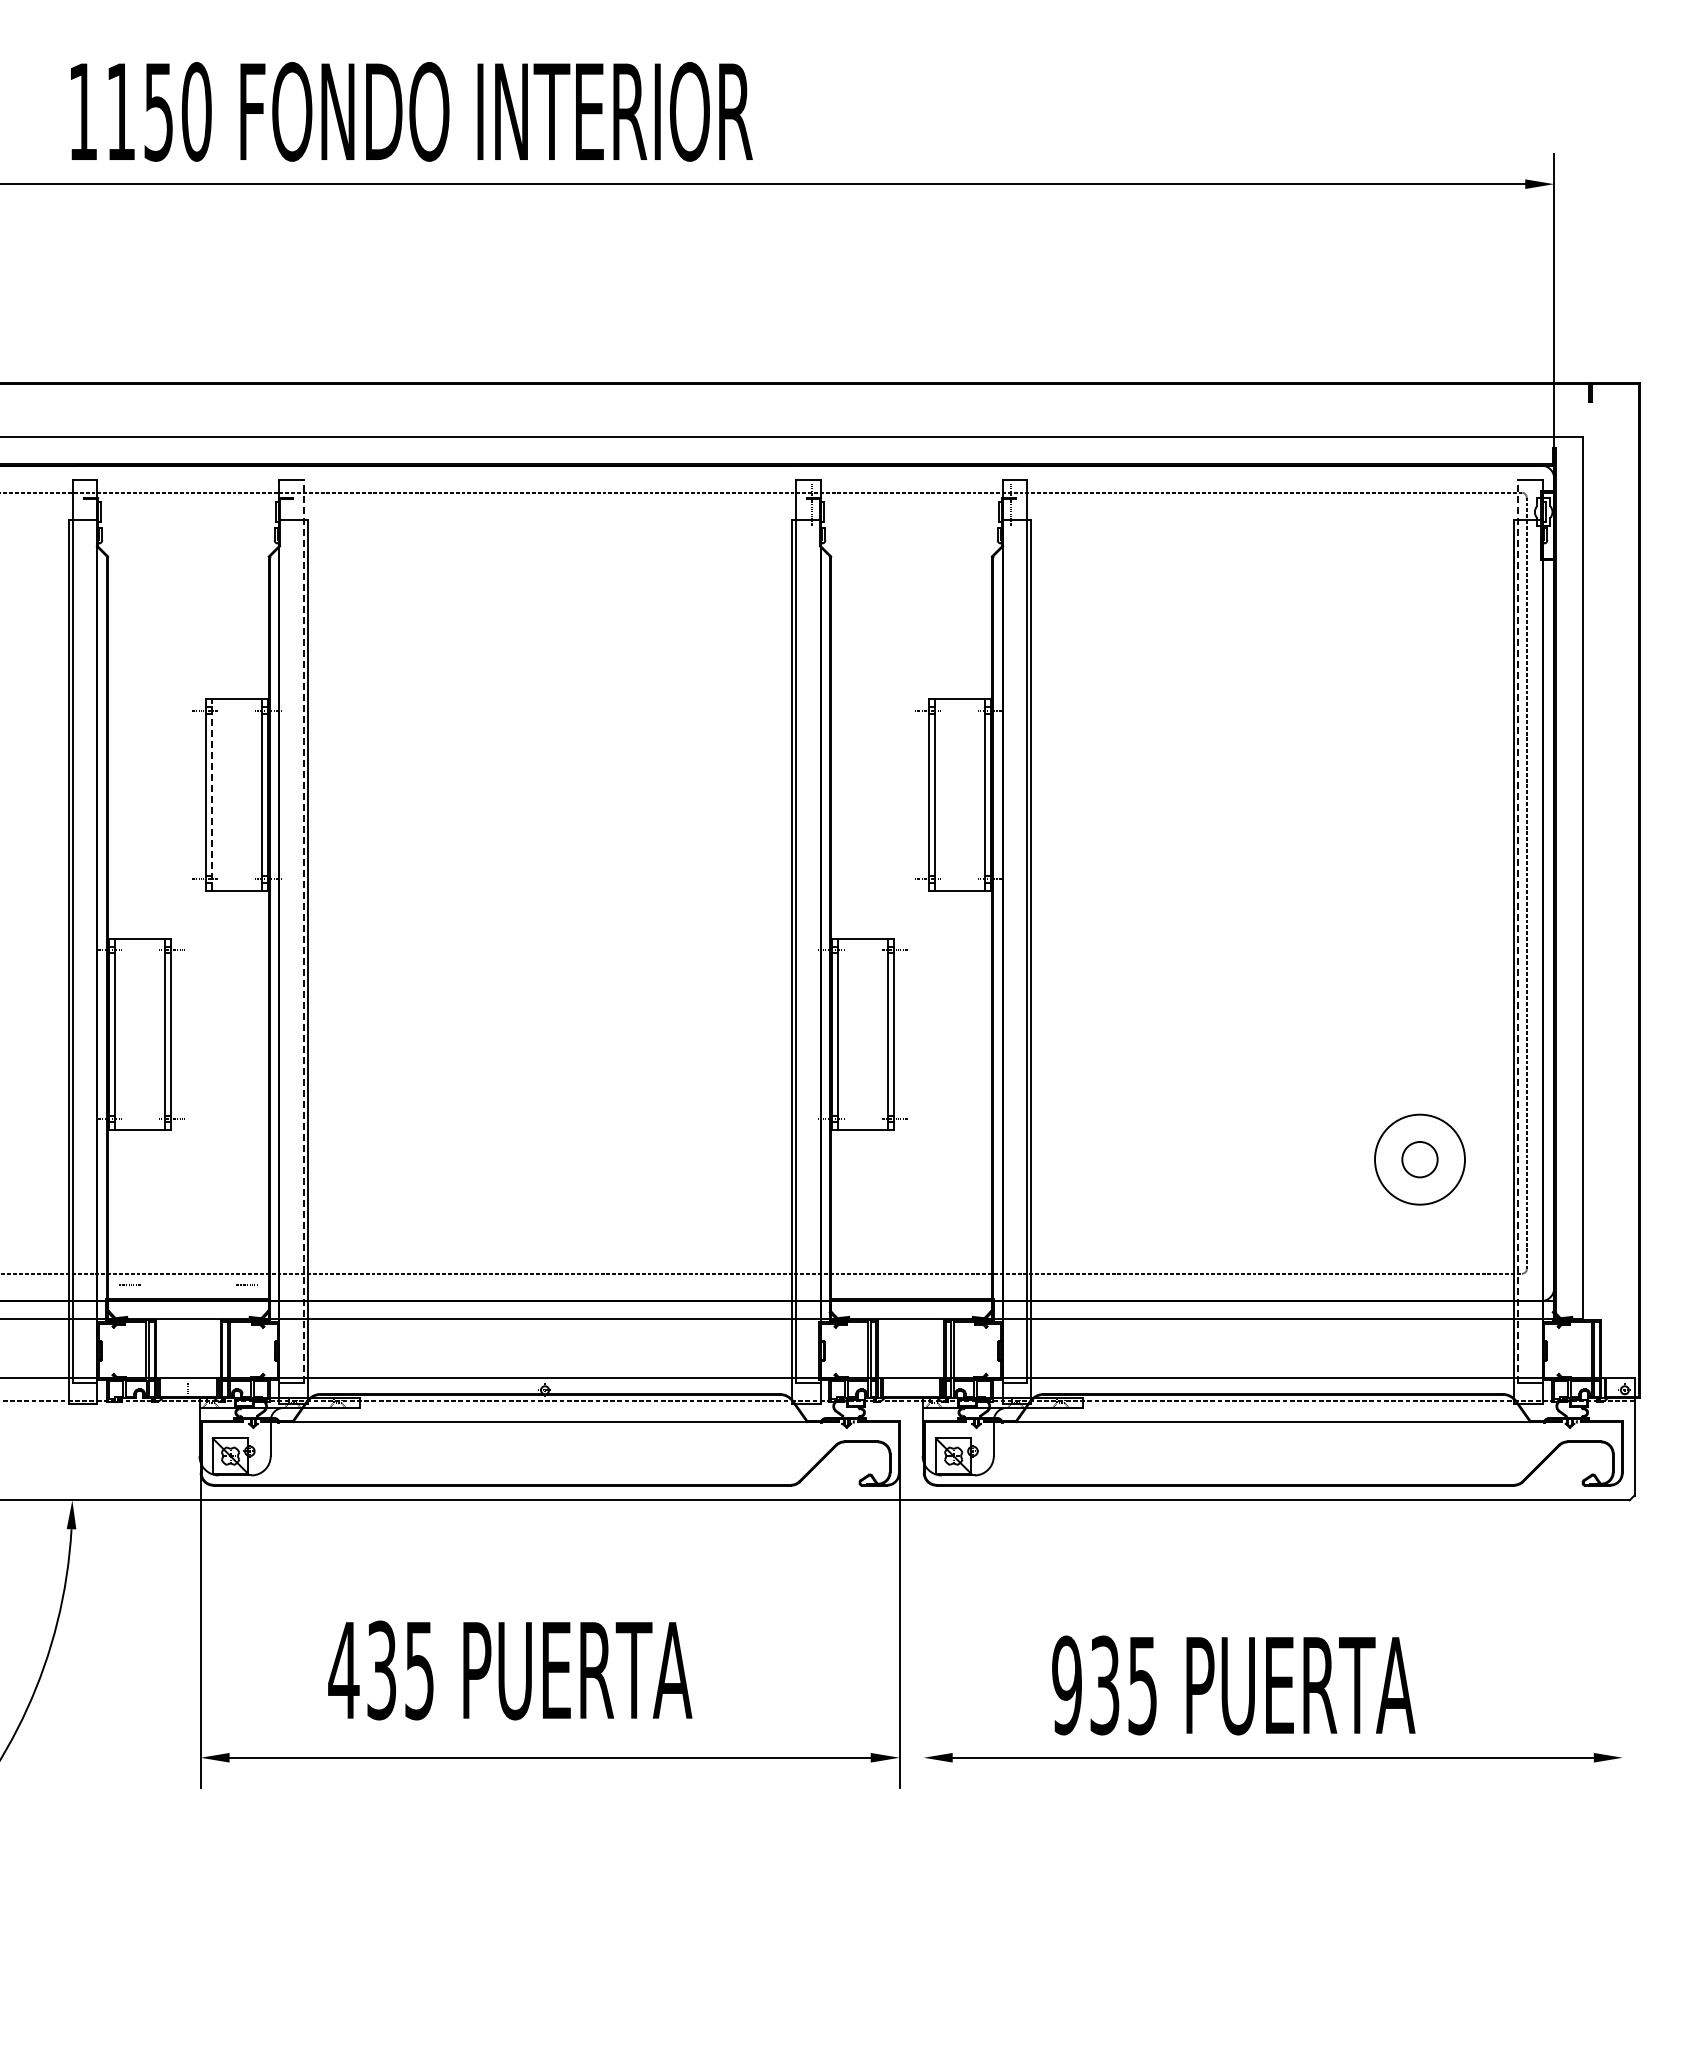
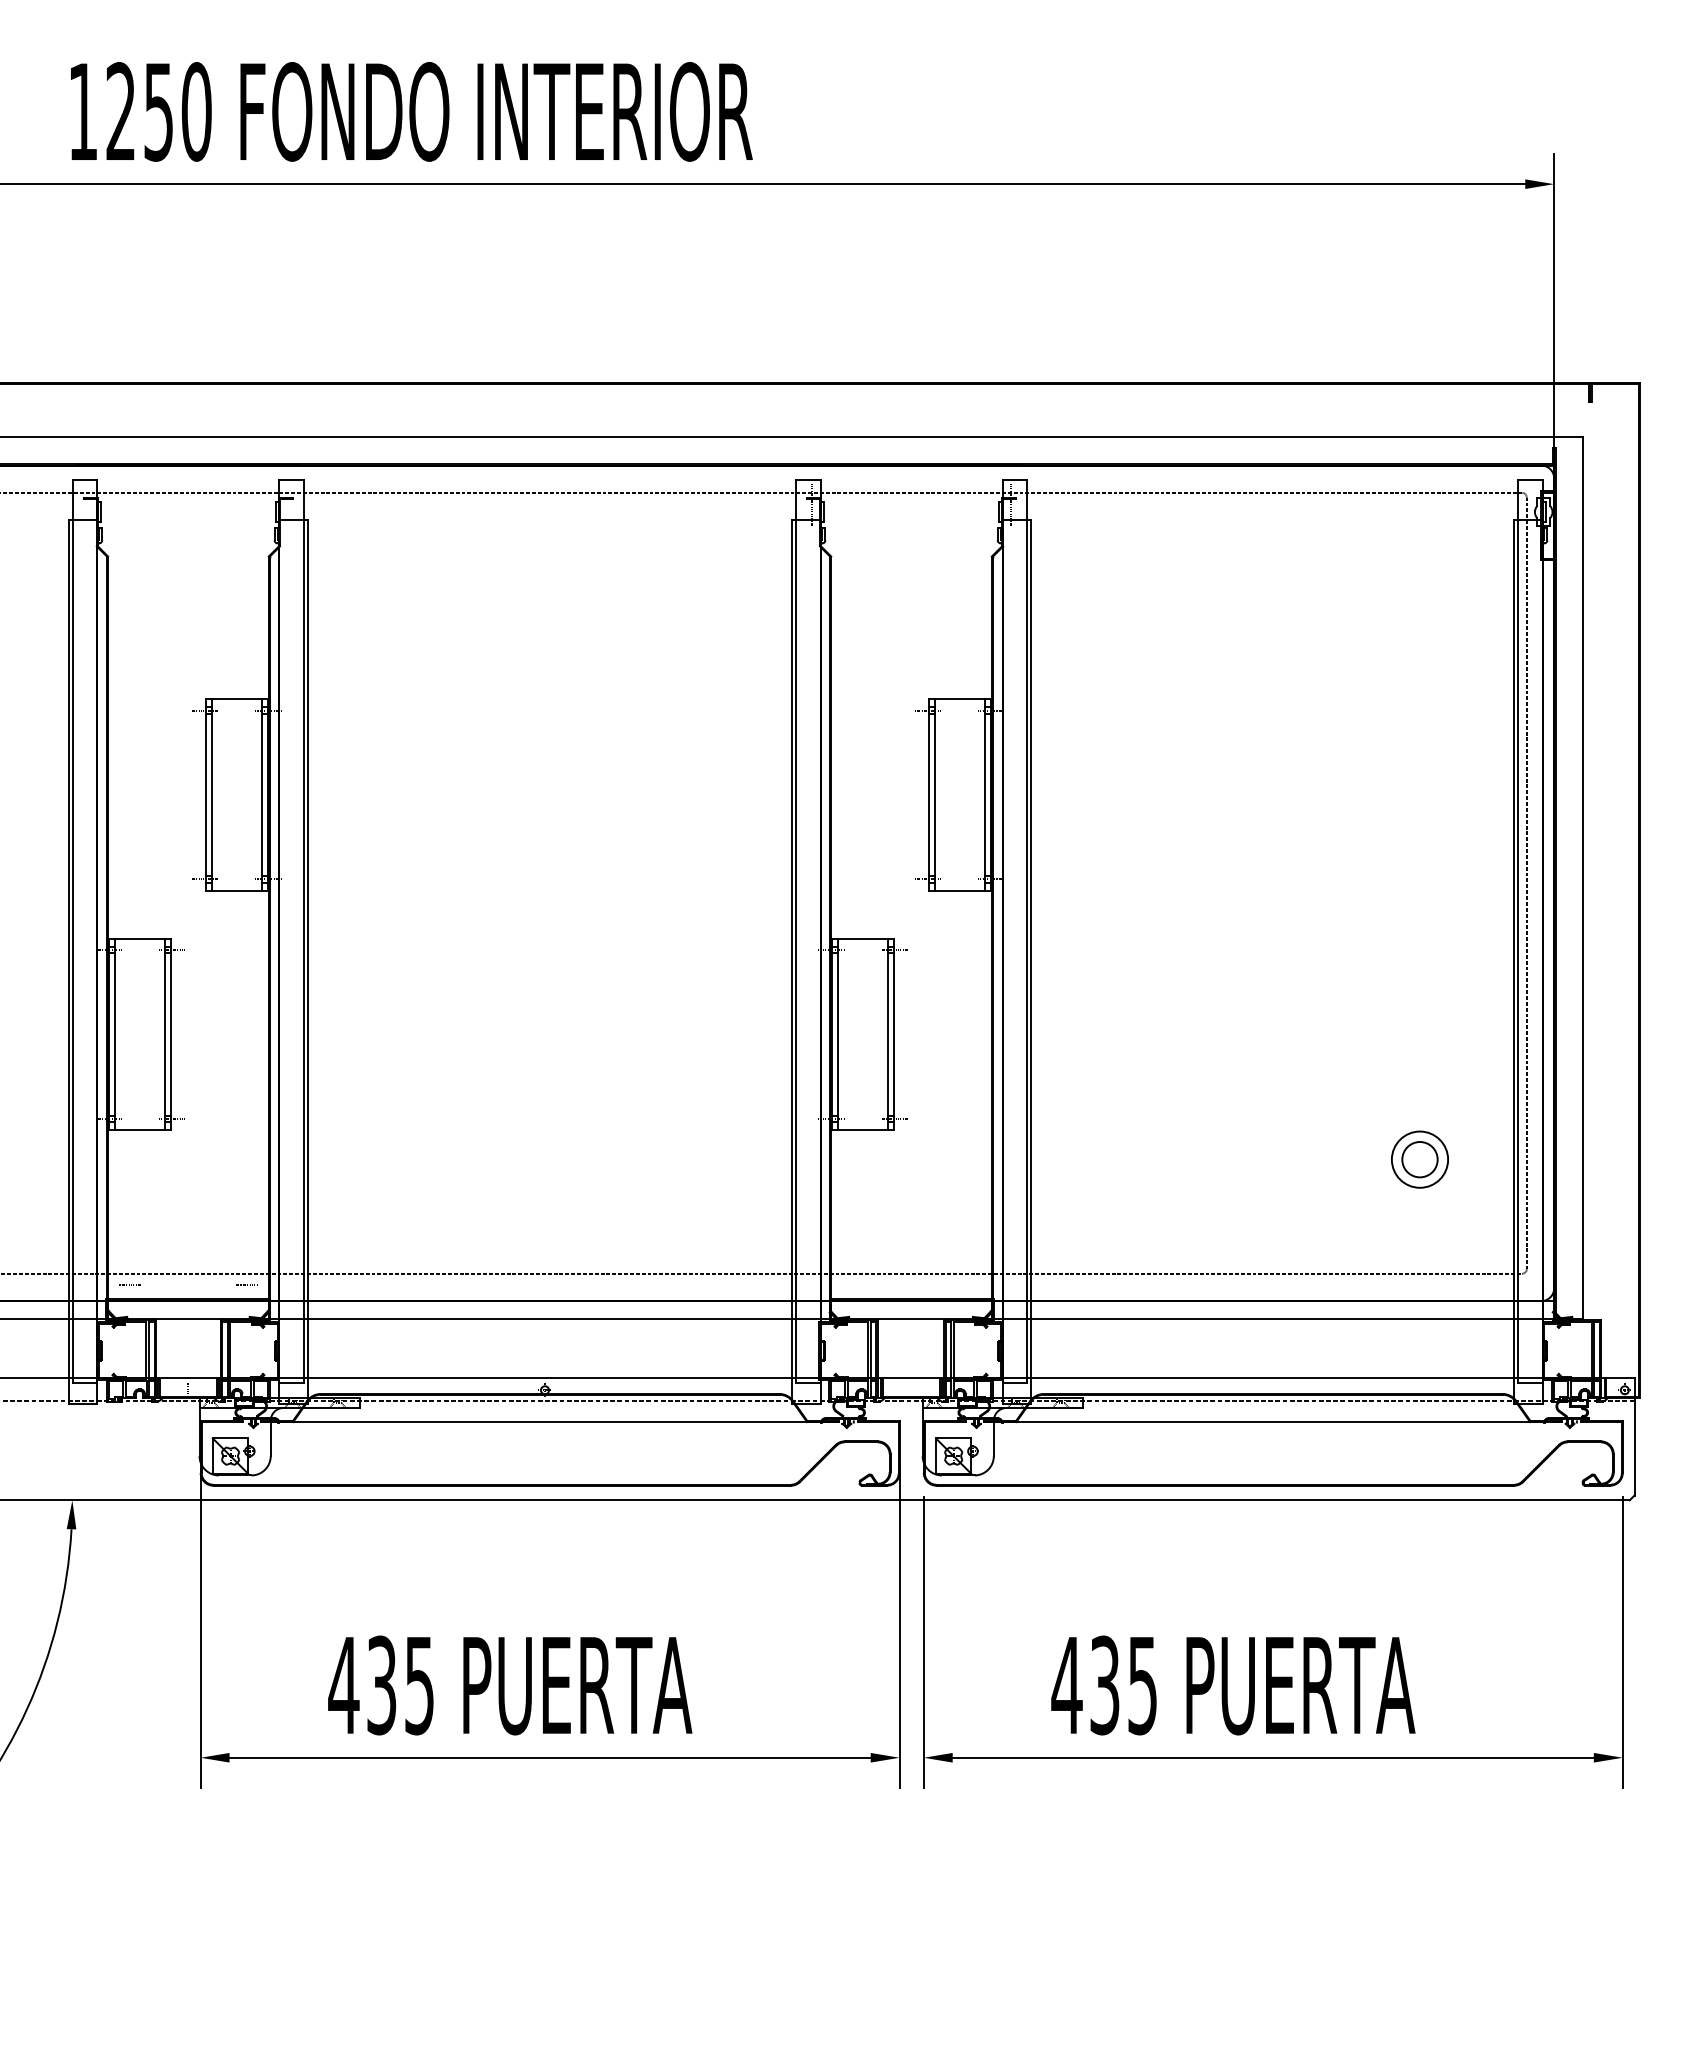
text: 1150 -> 1250 (120, 110)
line: dashed -> solid (212, 794)
line: dashed -> solid (303, 931)
line: dashed -> solid (1518, 931)
circle diameter: 90 px -> 56 px (1419, 1159)
line: none -> present (923, 1641)
line: none -> present (1622, 1641)
text position: (510, 1670) -> (510, 1685) (510, 1685)
text: 935 -> 435 (1066, 1685)
